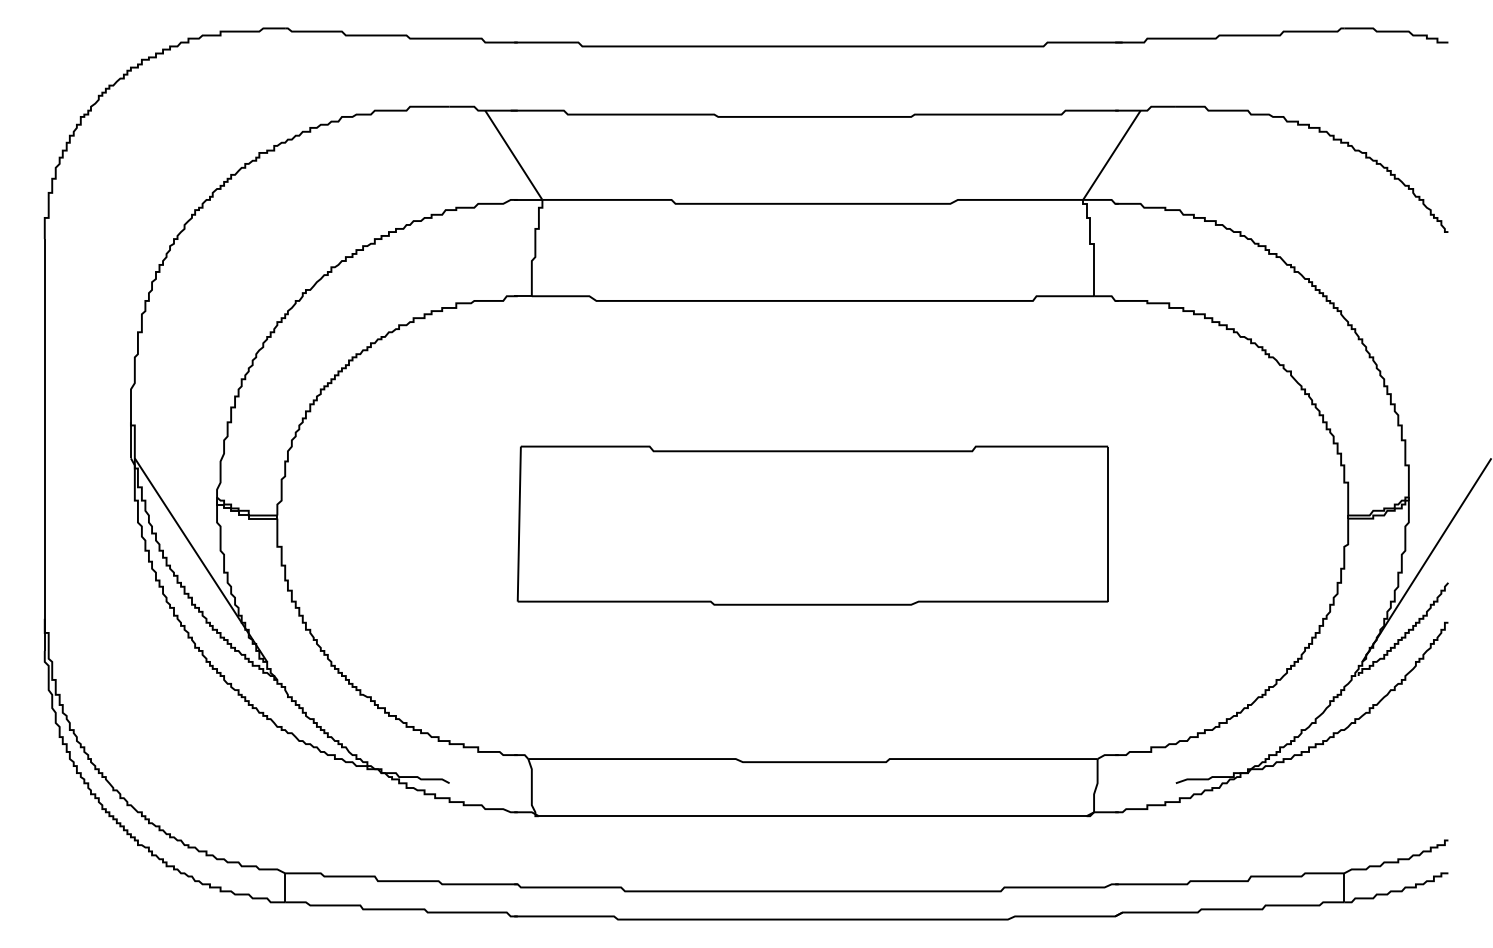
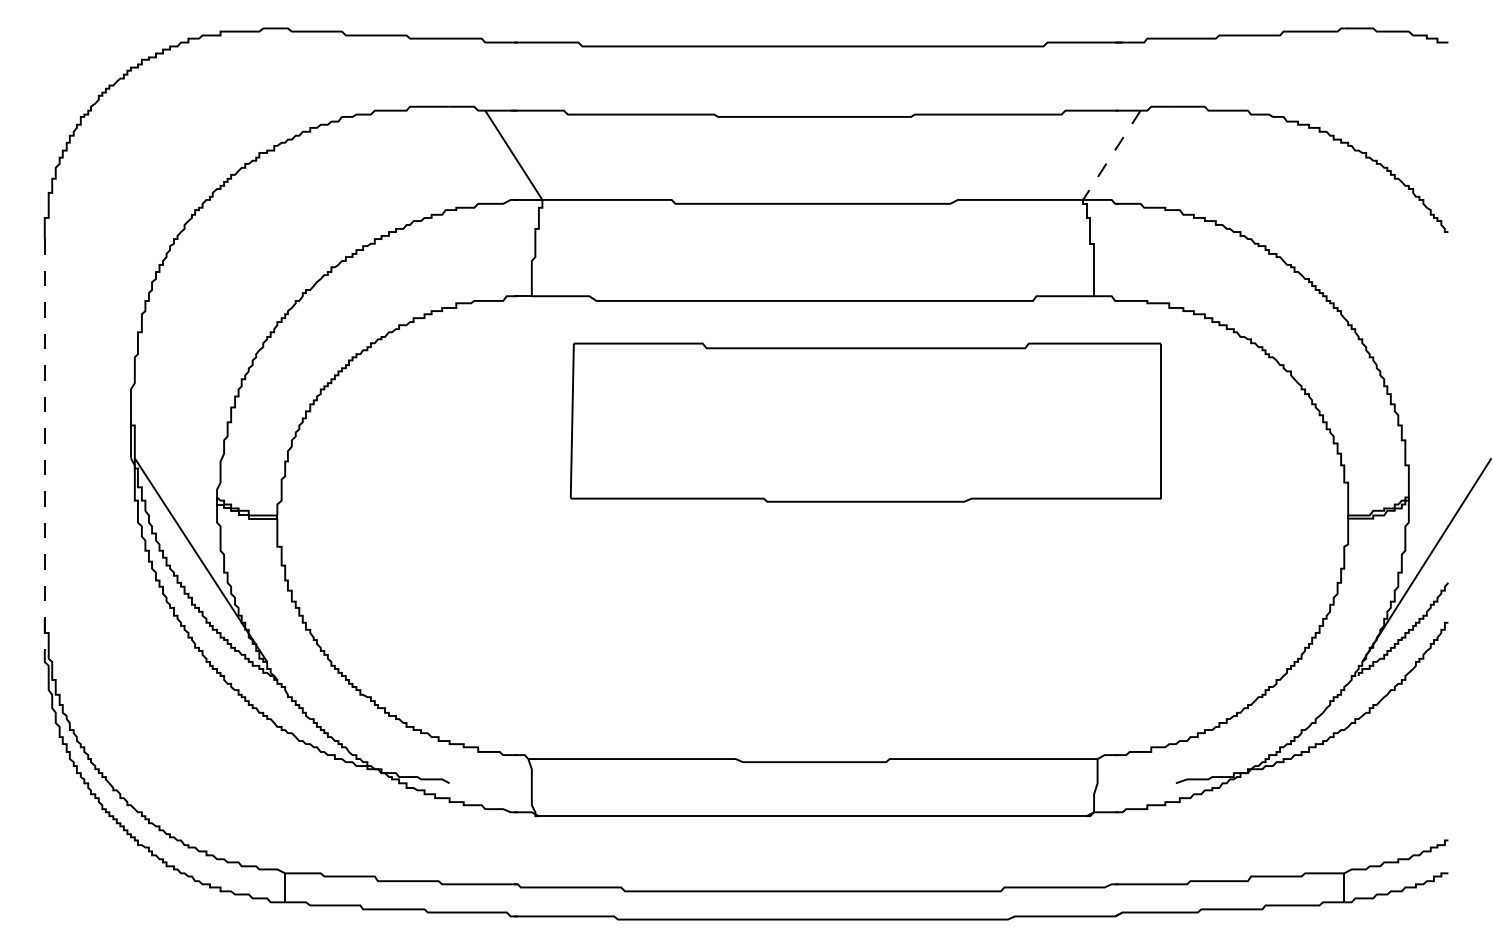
line: solid -> dashed (1111, 155)
line: solid -> dashed (44, 445)
part position: (812, 525) -> (865, 422) (865, 422)
